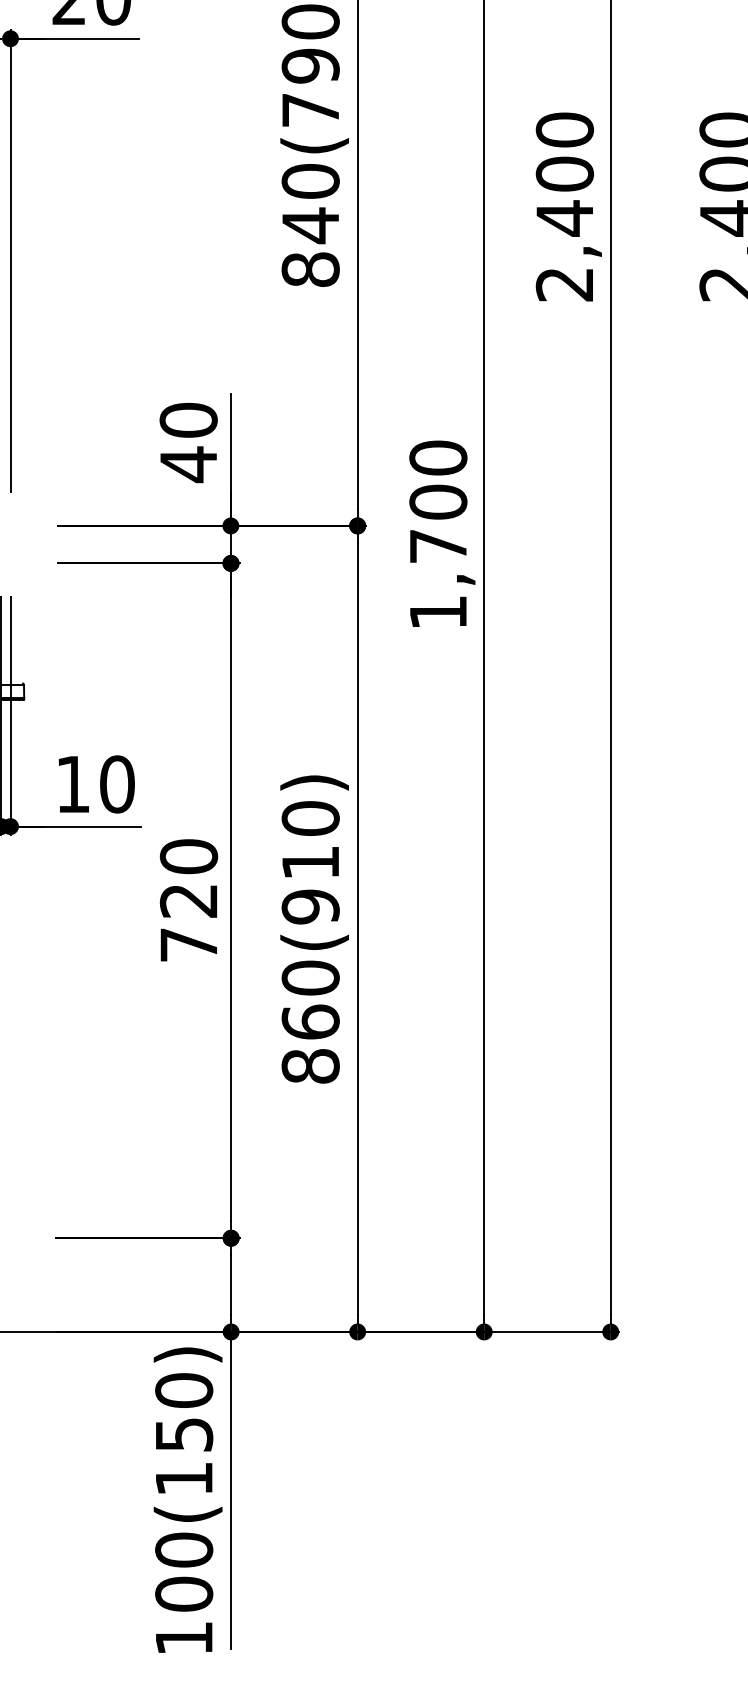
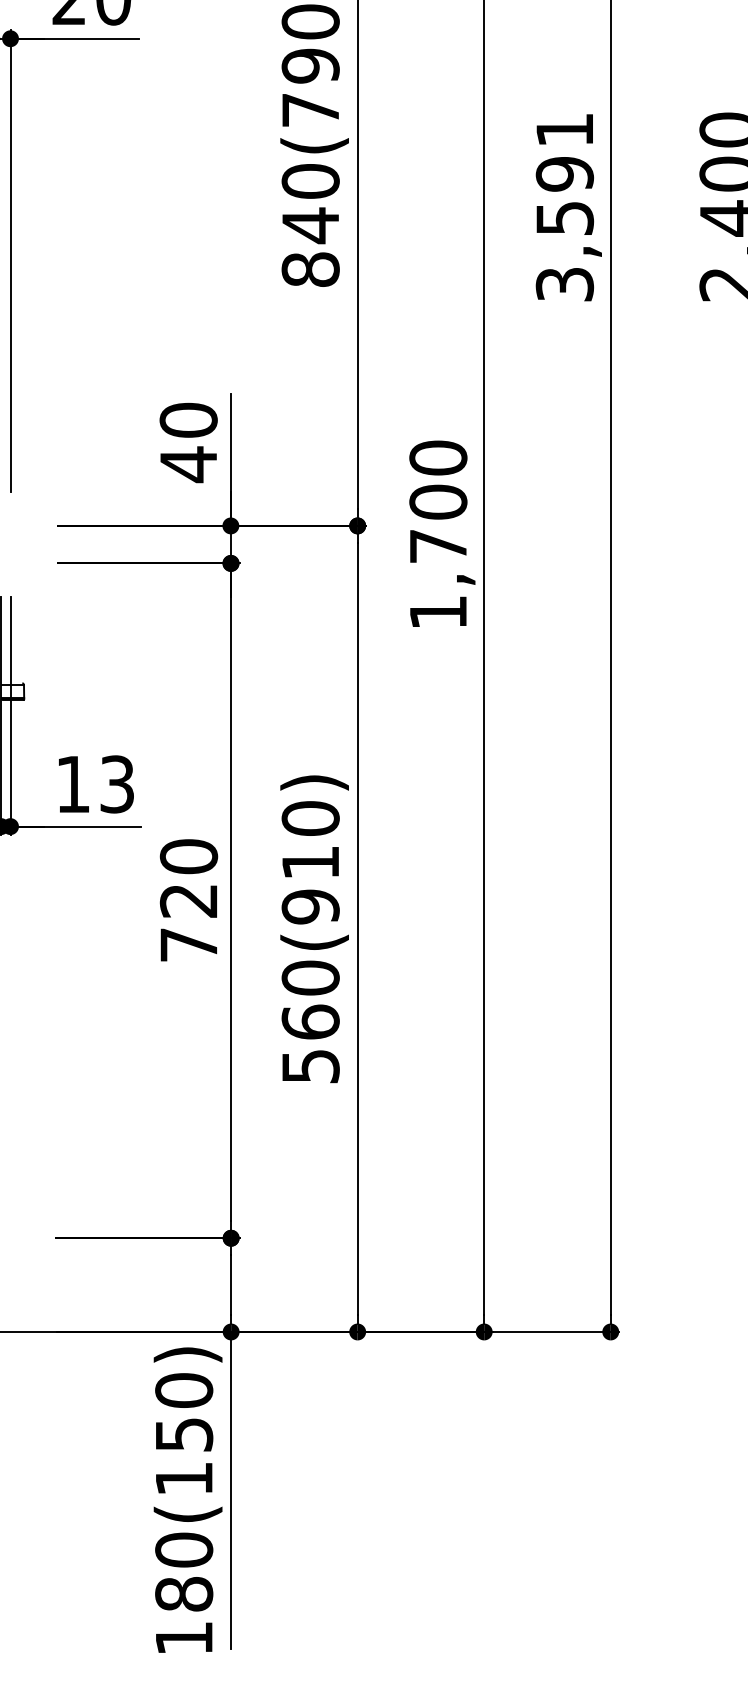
text: 2,400 -> 3,591 (564, 206)
text: 10 -> 13 (117, 784)
text: 860(910) -> 560(910) (310, 1066)
text: 100(150) -> 180(150) (184, 1593)
